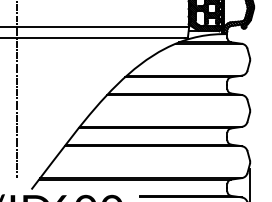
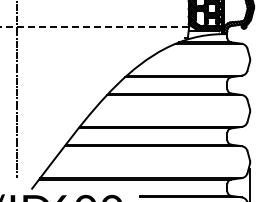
line: solid -> dashed (94, 27)
line: present -> none (93, 37)
